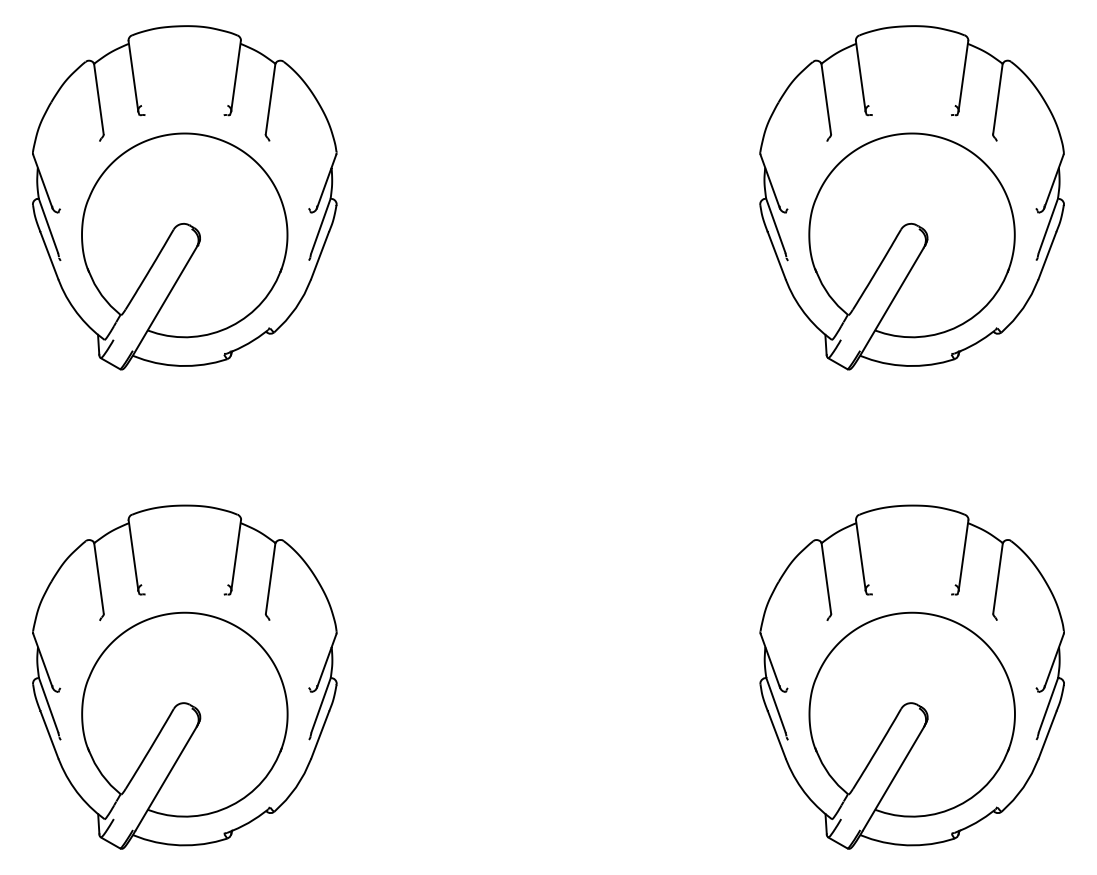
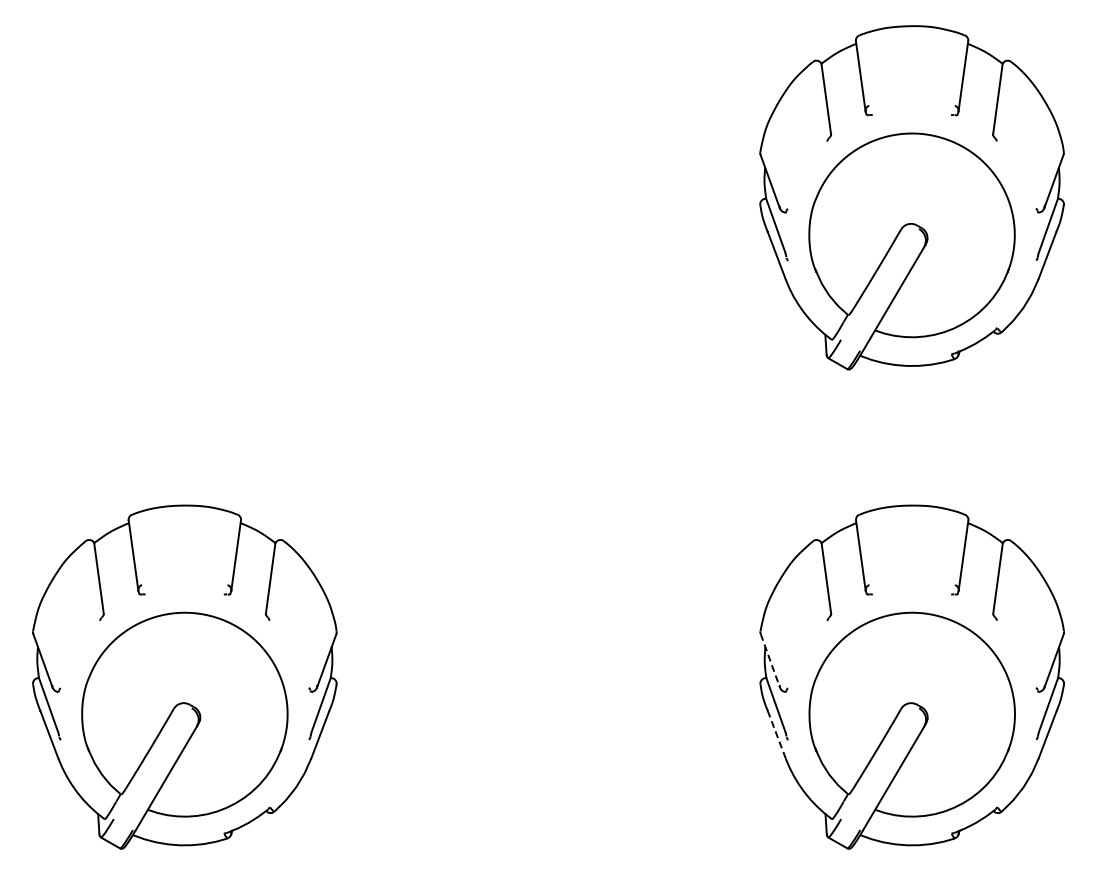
part: present -> none (184, 197)
line: solid -> dashed (770, 661)
line: solid -> dashed (776, 734)
